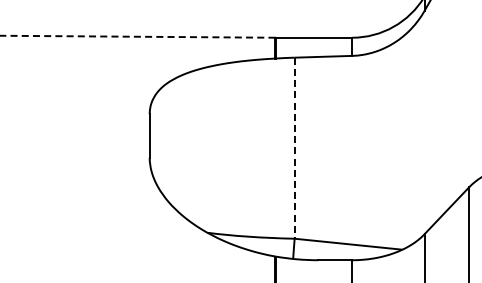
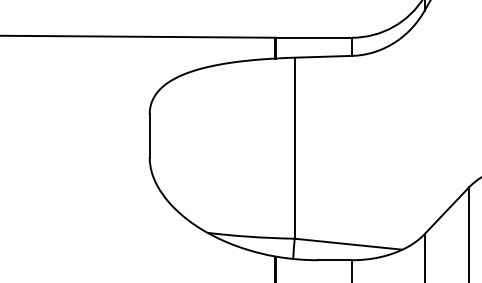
line: dashed -> solid (137, 36)
line: dashed -> solid (294, 148)
